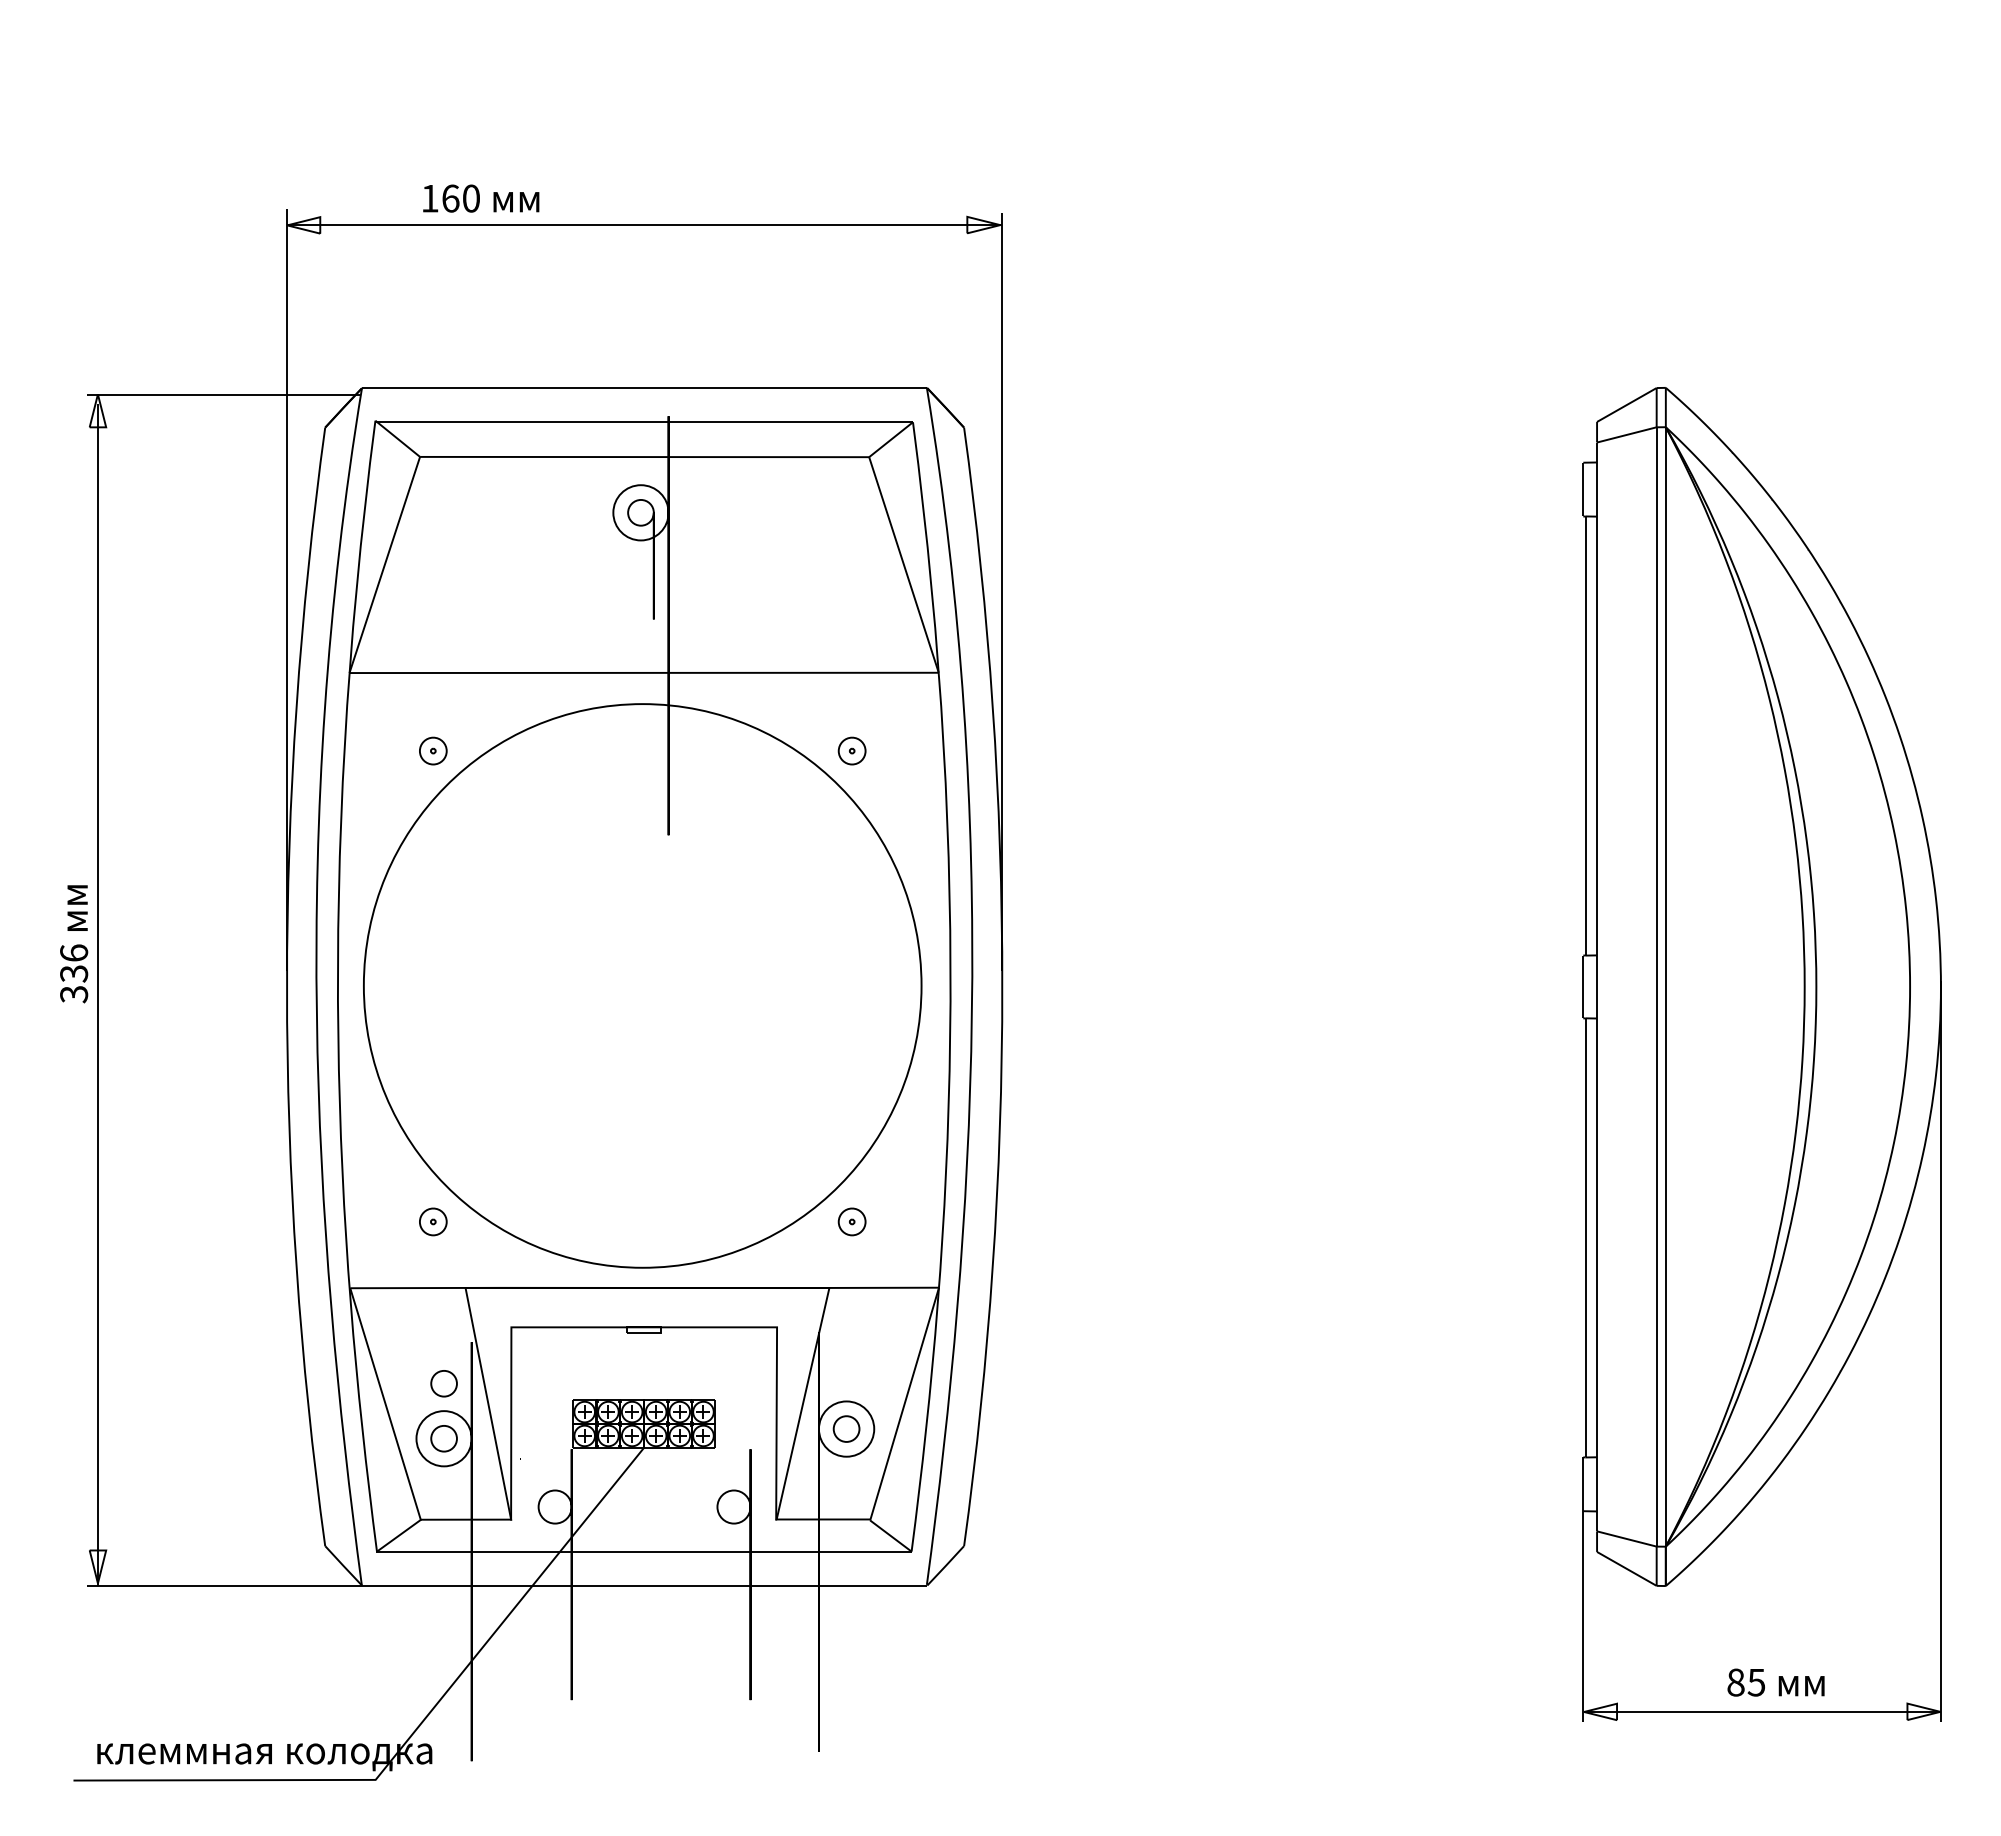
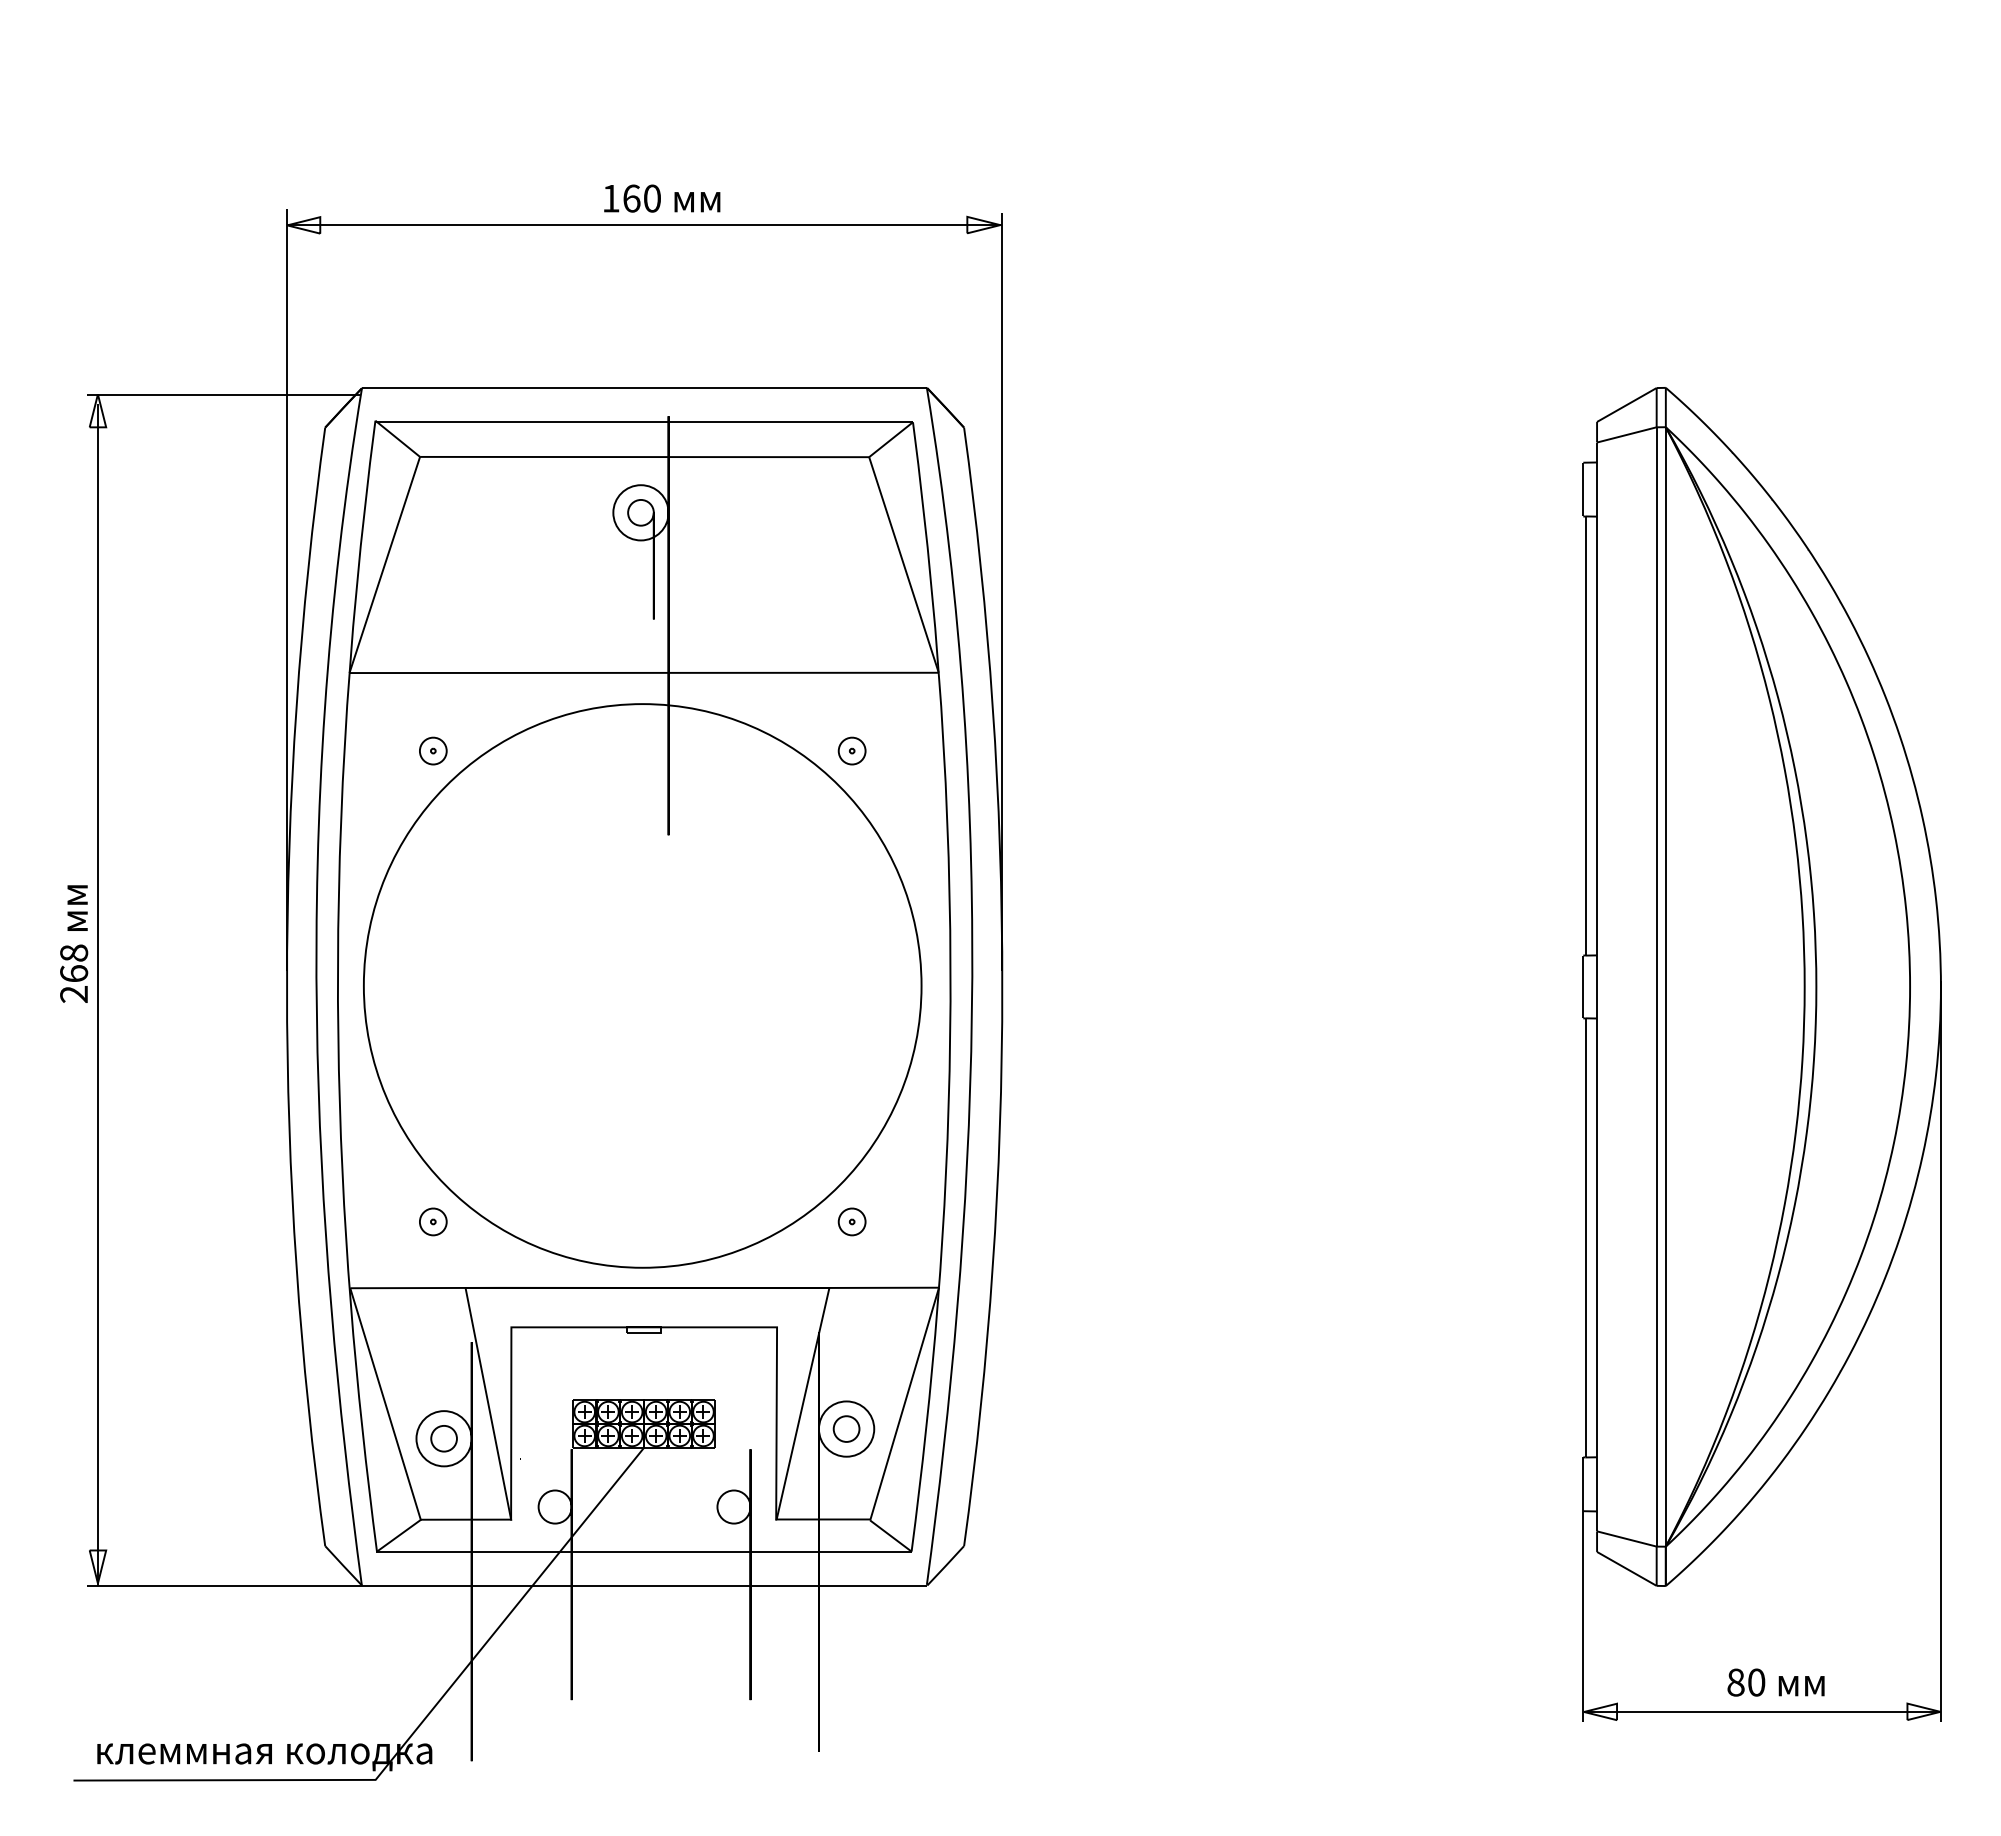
text position: (481, 198) -> (662, 198) (662, 198)
text: 336 -> 268 (74, 973)
part: present -> none (443, 1383)
text: 85 -> 80 (1756, 1682)
